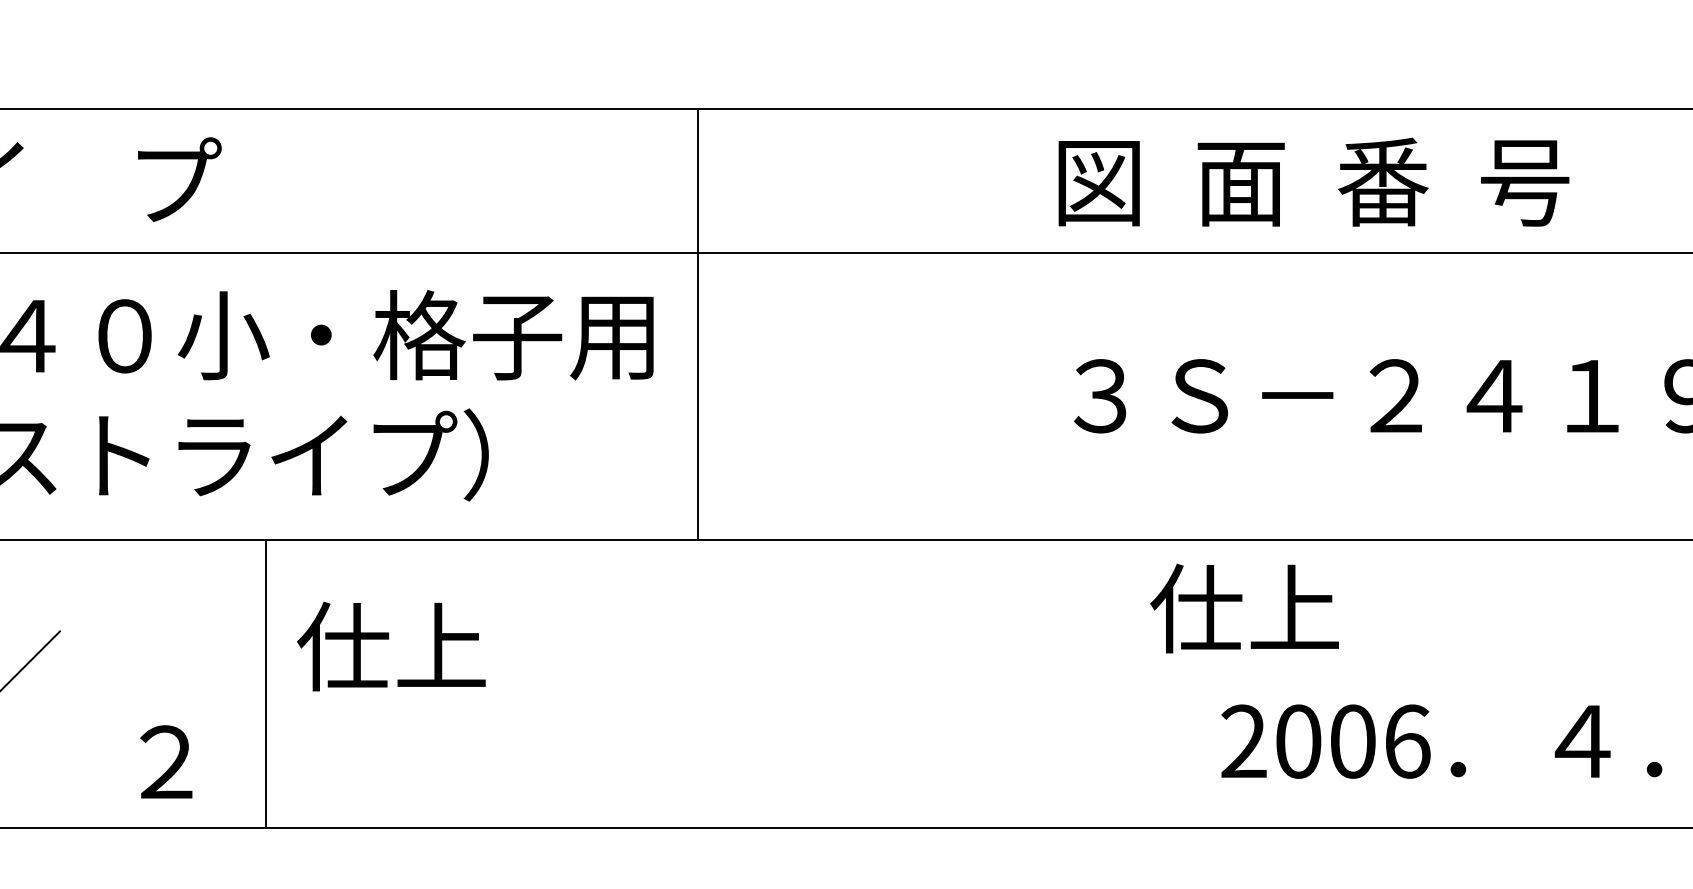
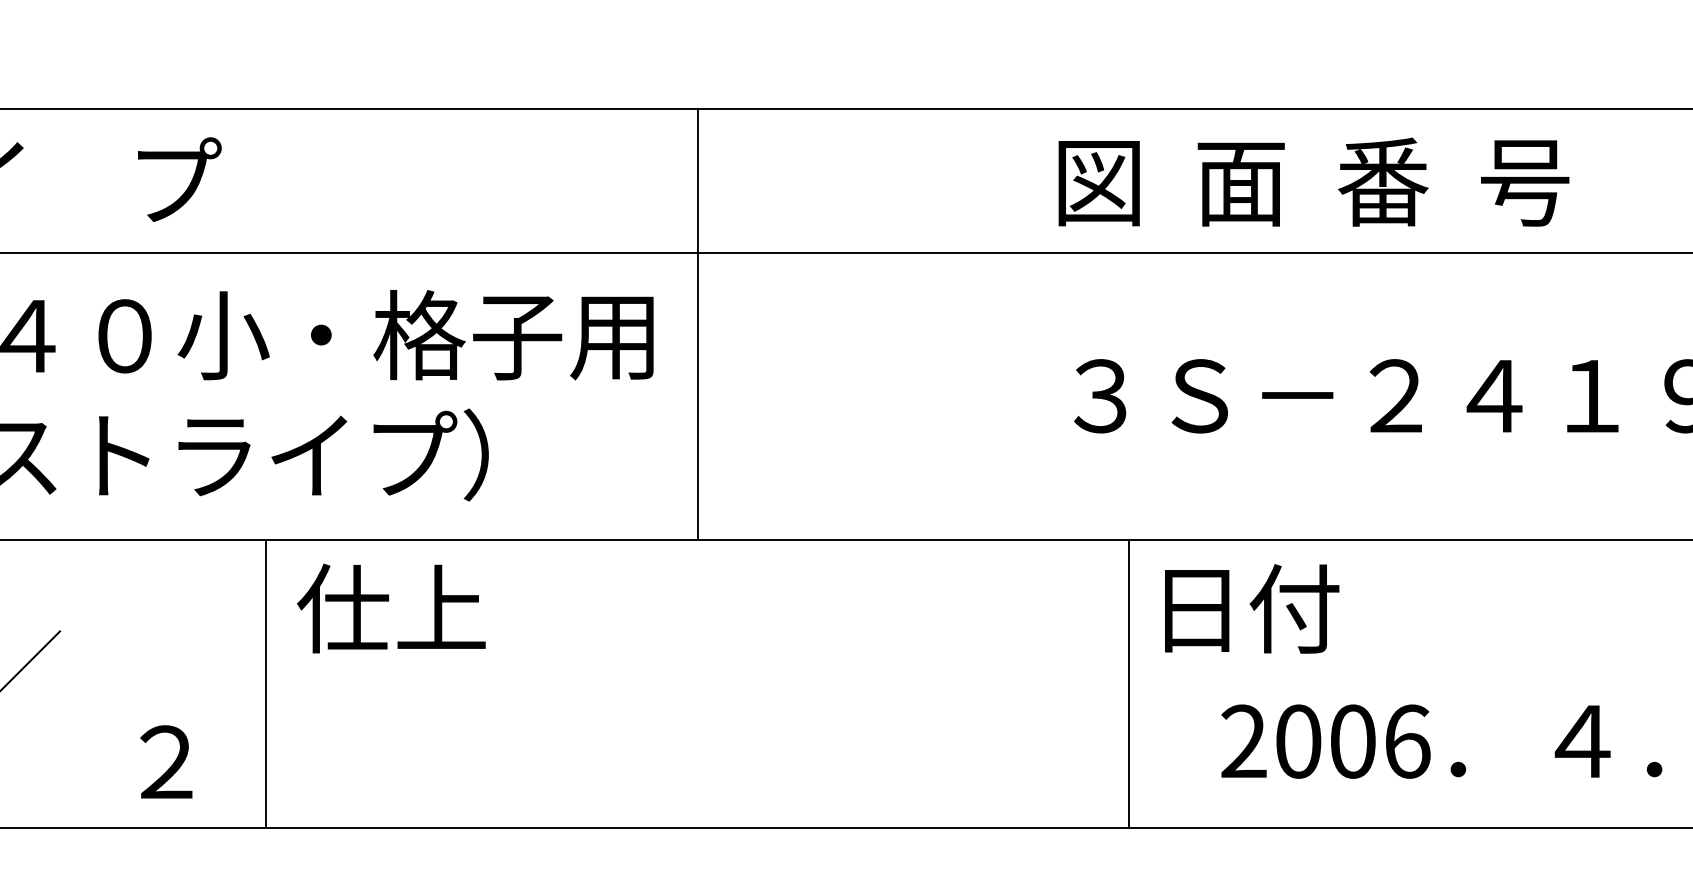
text: 仕上 -> 日付 (1244, 608)
text position: (391, 646) -> (391, 608) (391, 608)
line: none -> present (1129, 683)
